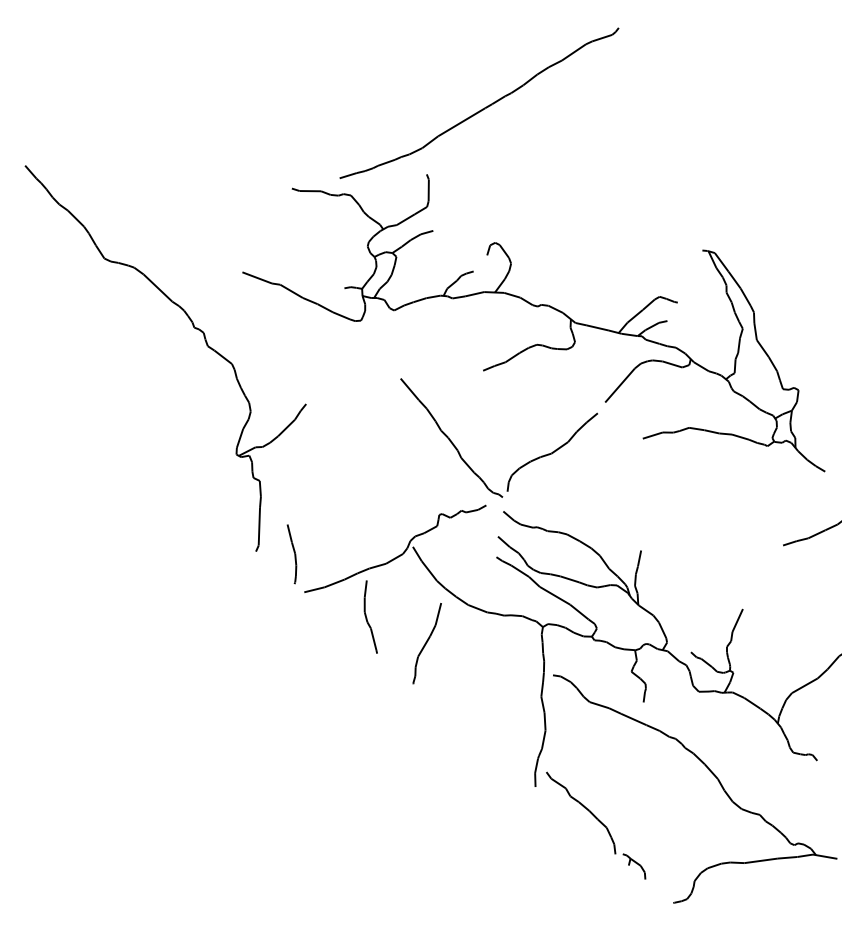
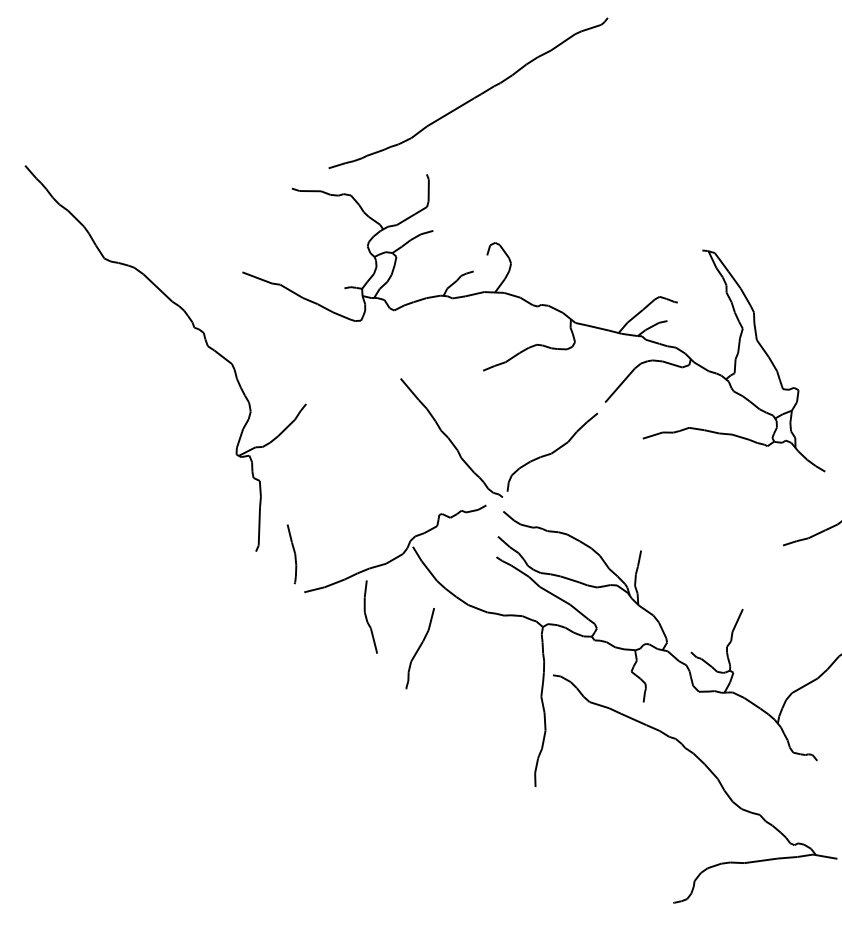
curve position: (482, 108) -> (471, 98) (471, 98)
curve position: (426, 643) -> (419, 648) (419, 648)
part: present -> none (596, 825)
